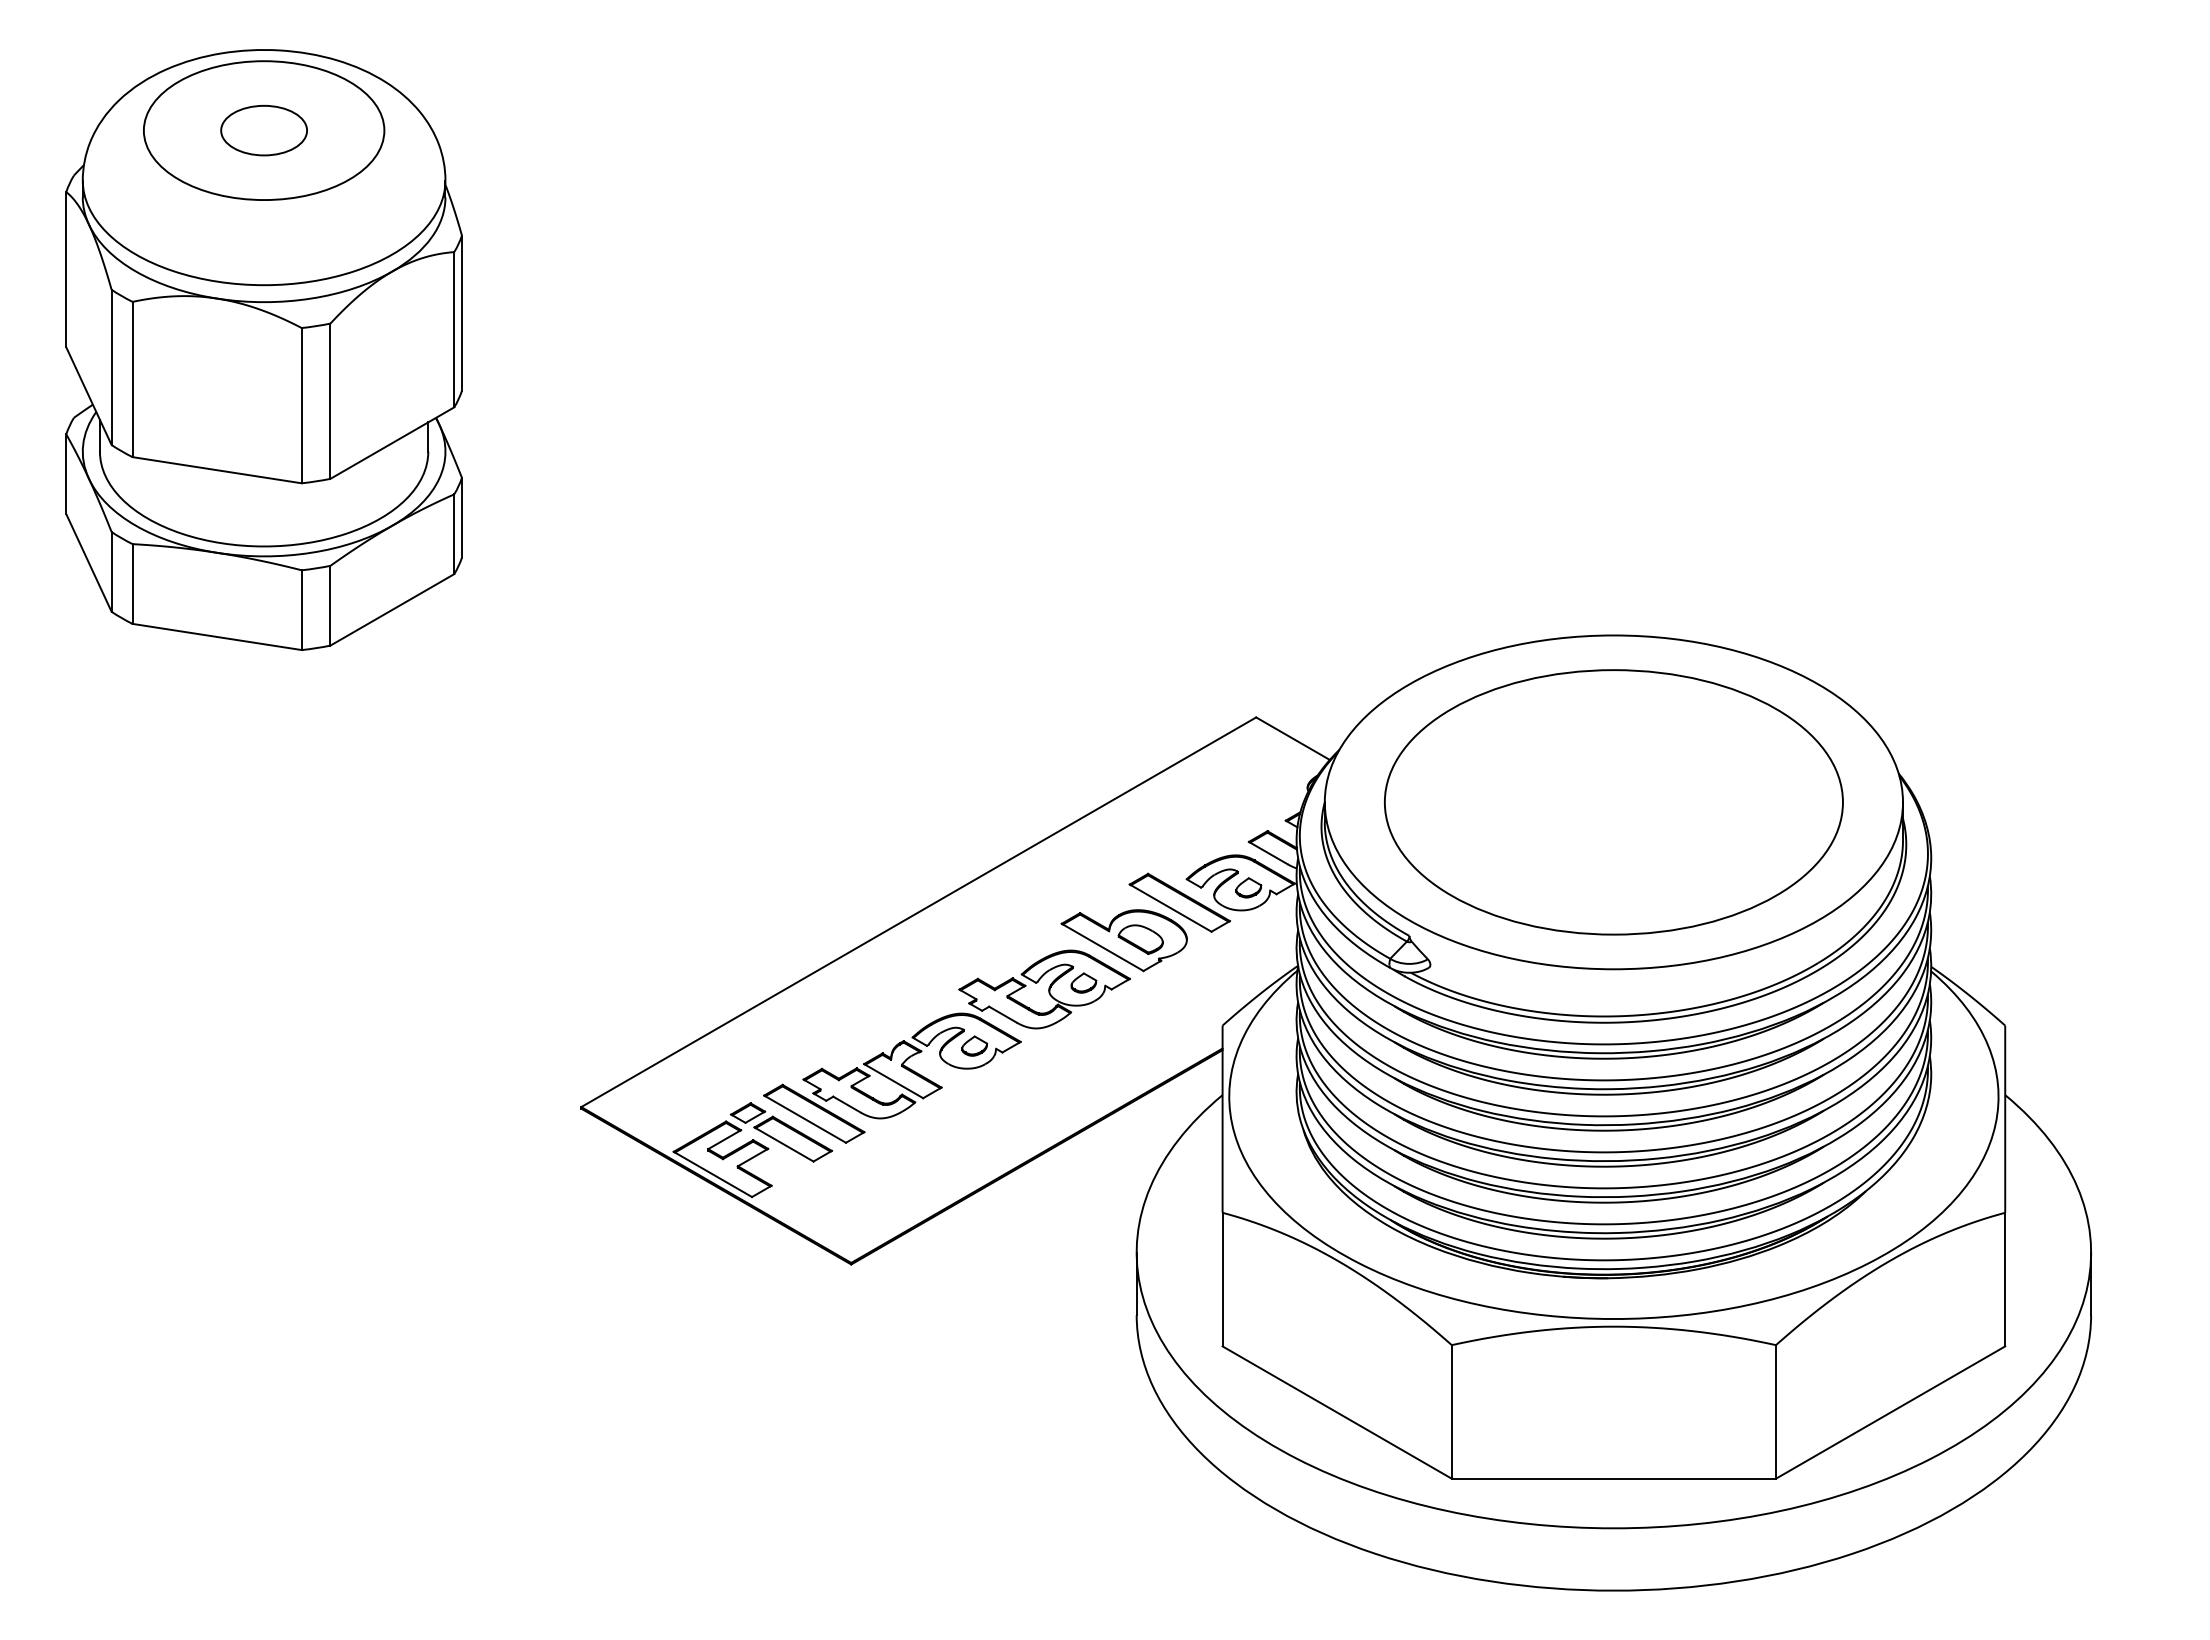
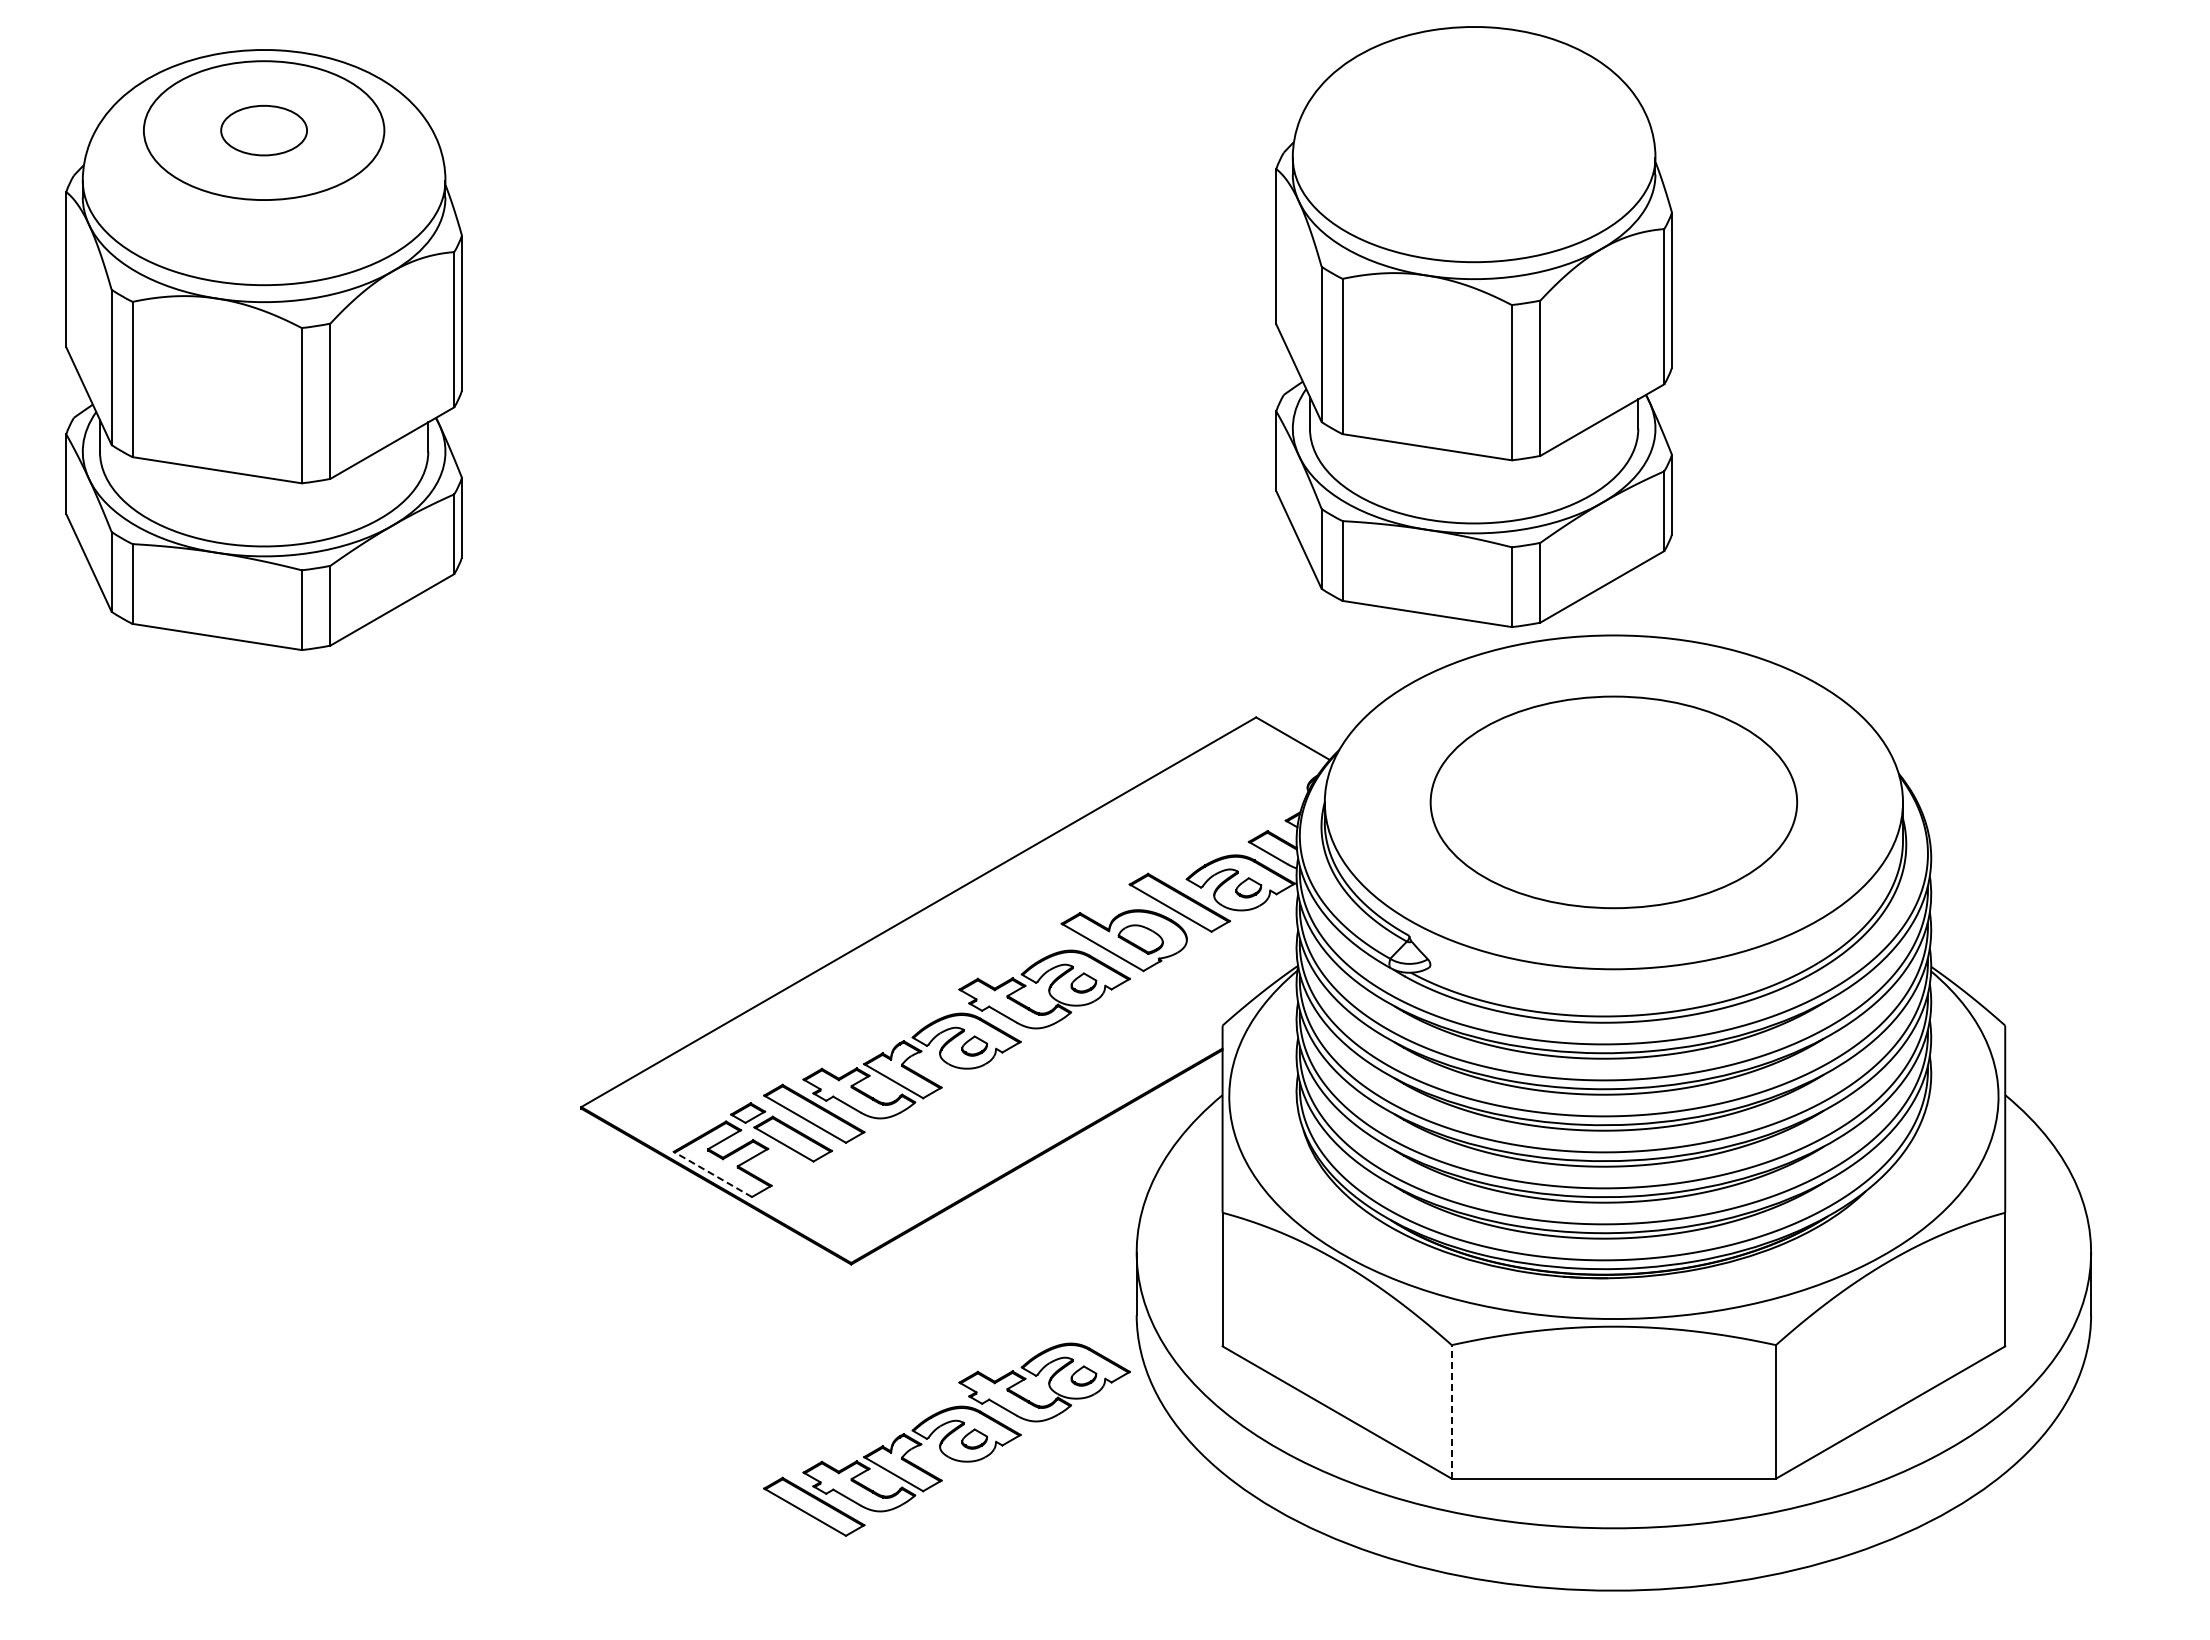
part: none -> present (1473, 326)
part size: 460x267 px -> 370x215 px (1613, 802)
line: solid -> dashed (712, 1174)
line: solid -> dashed (1451, 1411)
part: none -> present (946, 1439)
